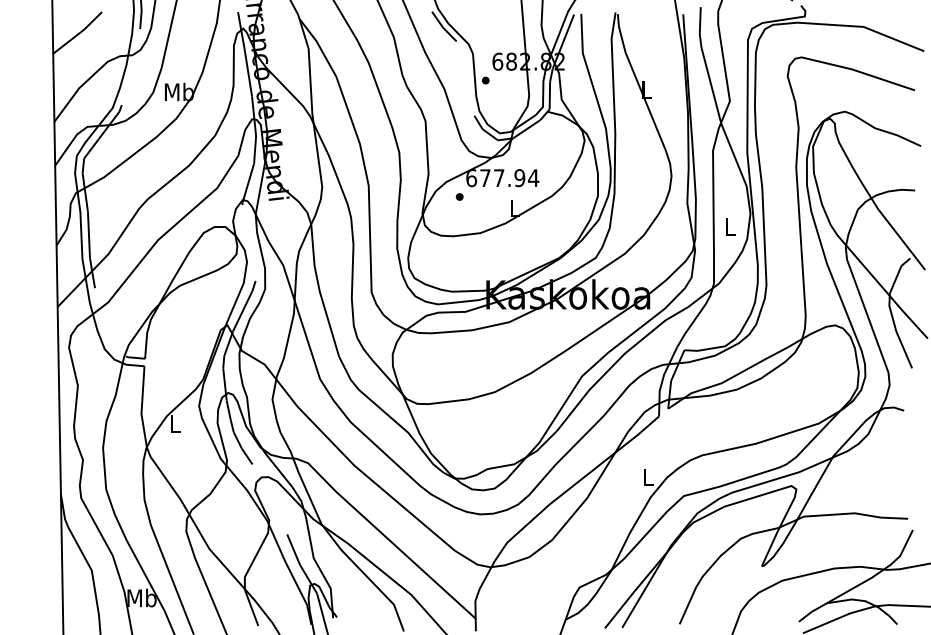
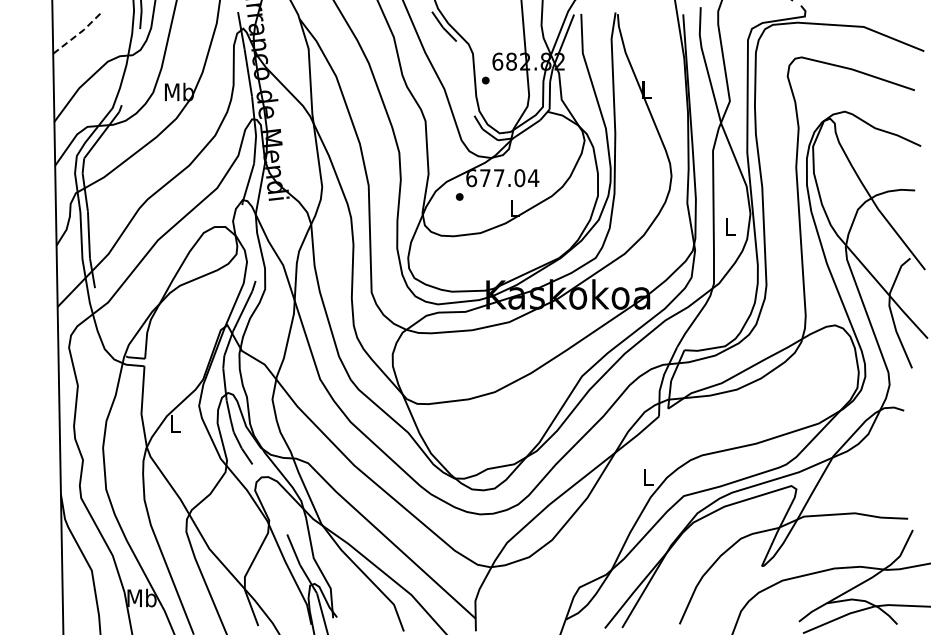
line: solid -> dashed (79, 33)
text: 677.94 -> 677.04 (519, 178)
